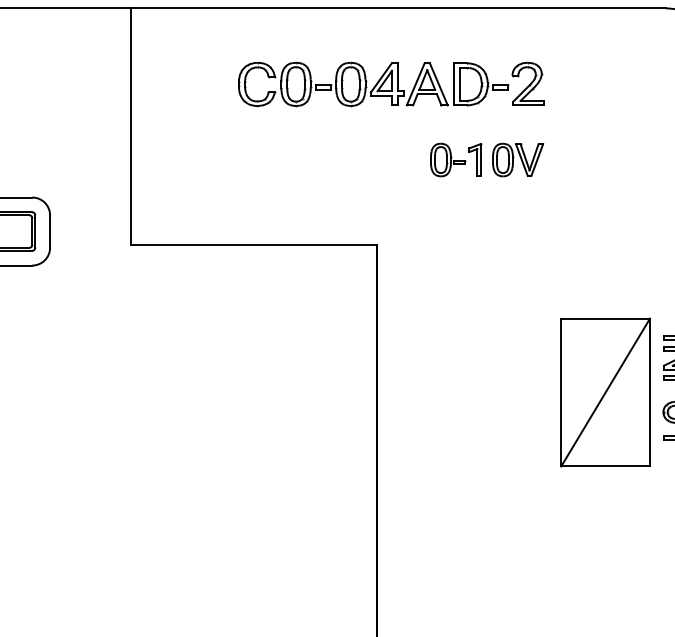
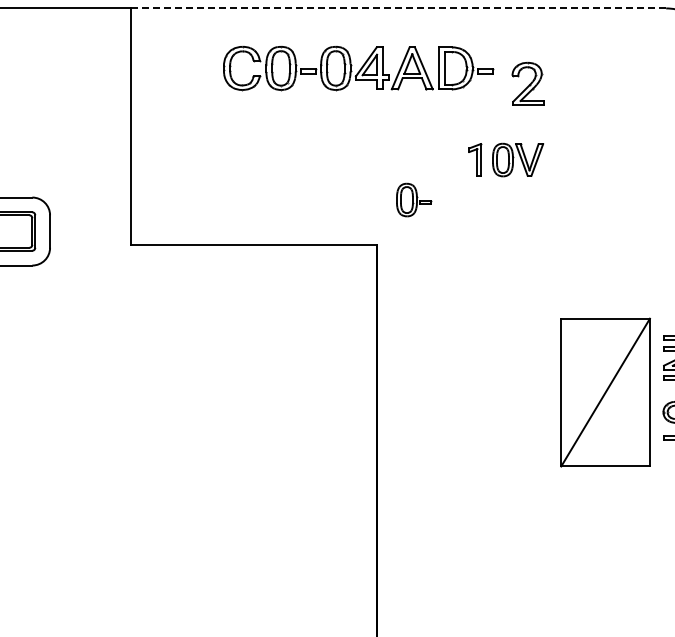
line: solid -> dashed (399, 8)
part position: (373, 84) -> (358, 68) (358, 68)
part position: (448, 159) -> (414, 199) (414, 199)
